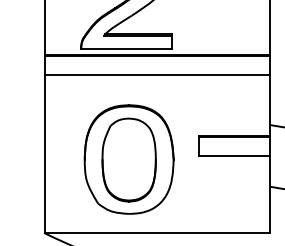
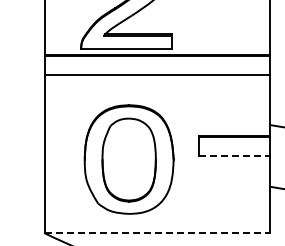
line: solid -> dashed (235, 155)
line: solid -> dashed (157, 233)
